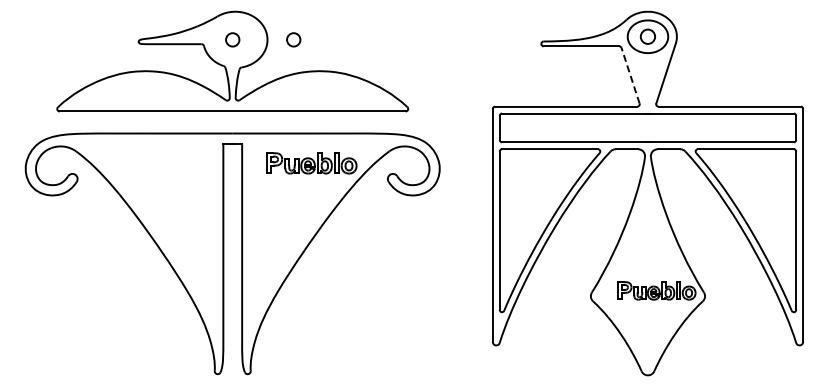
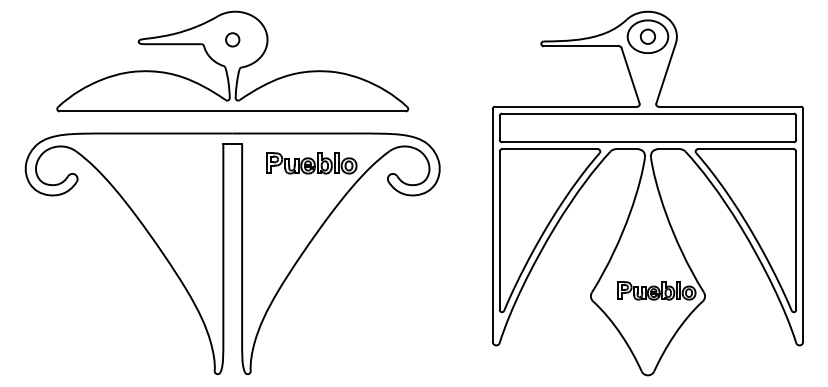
circle: present -> none (293, 39)
line: dashed -> solid (630, 75)
